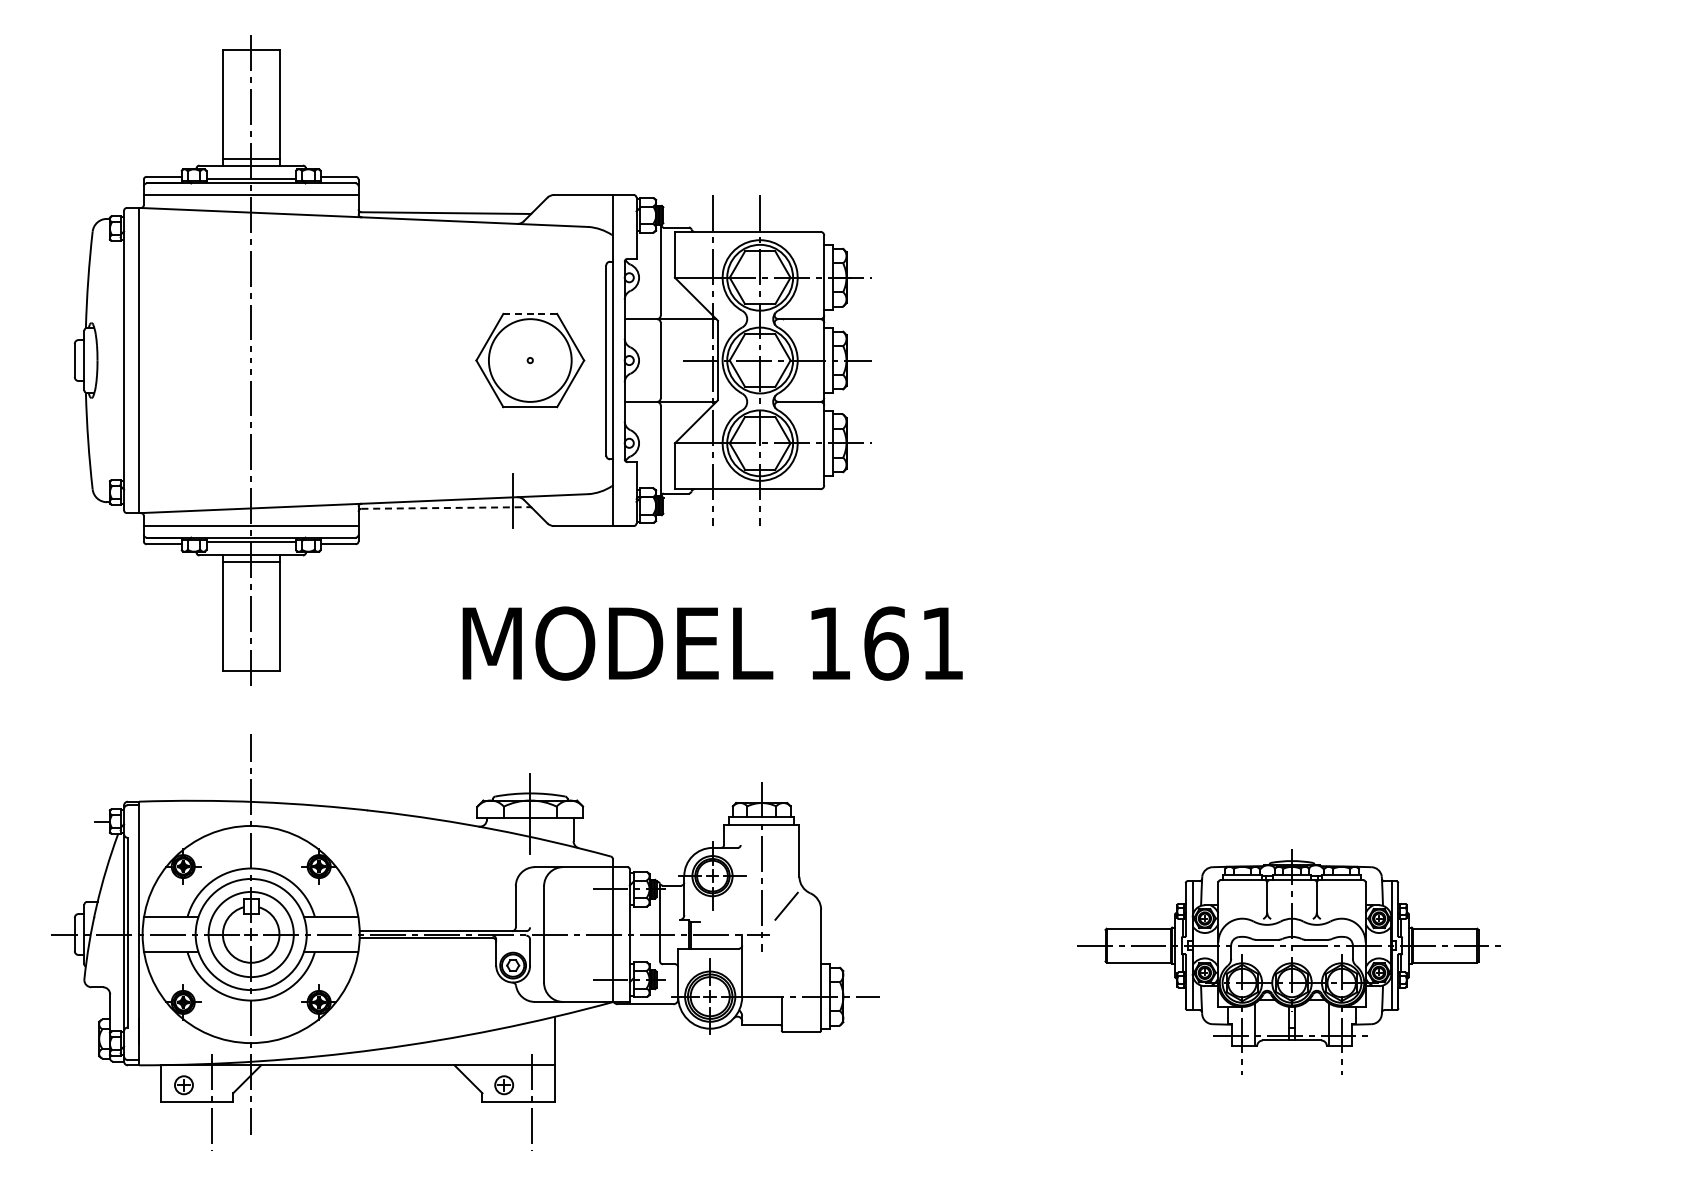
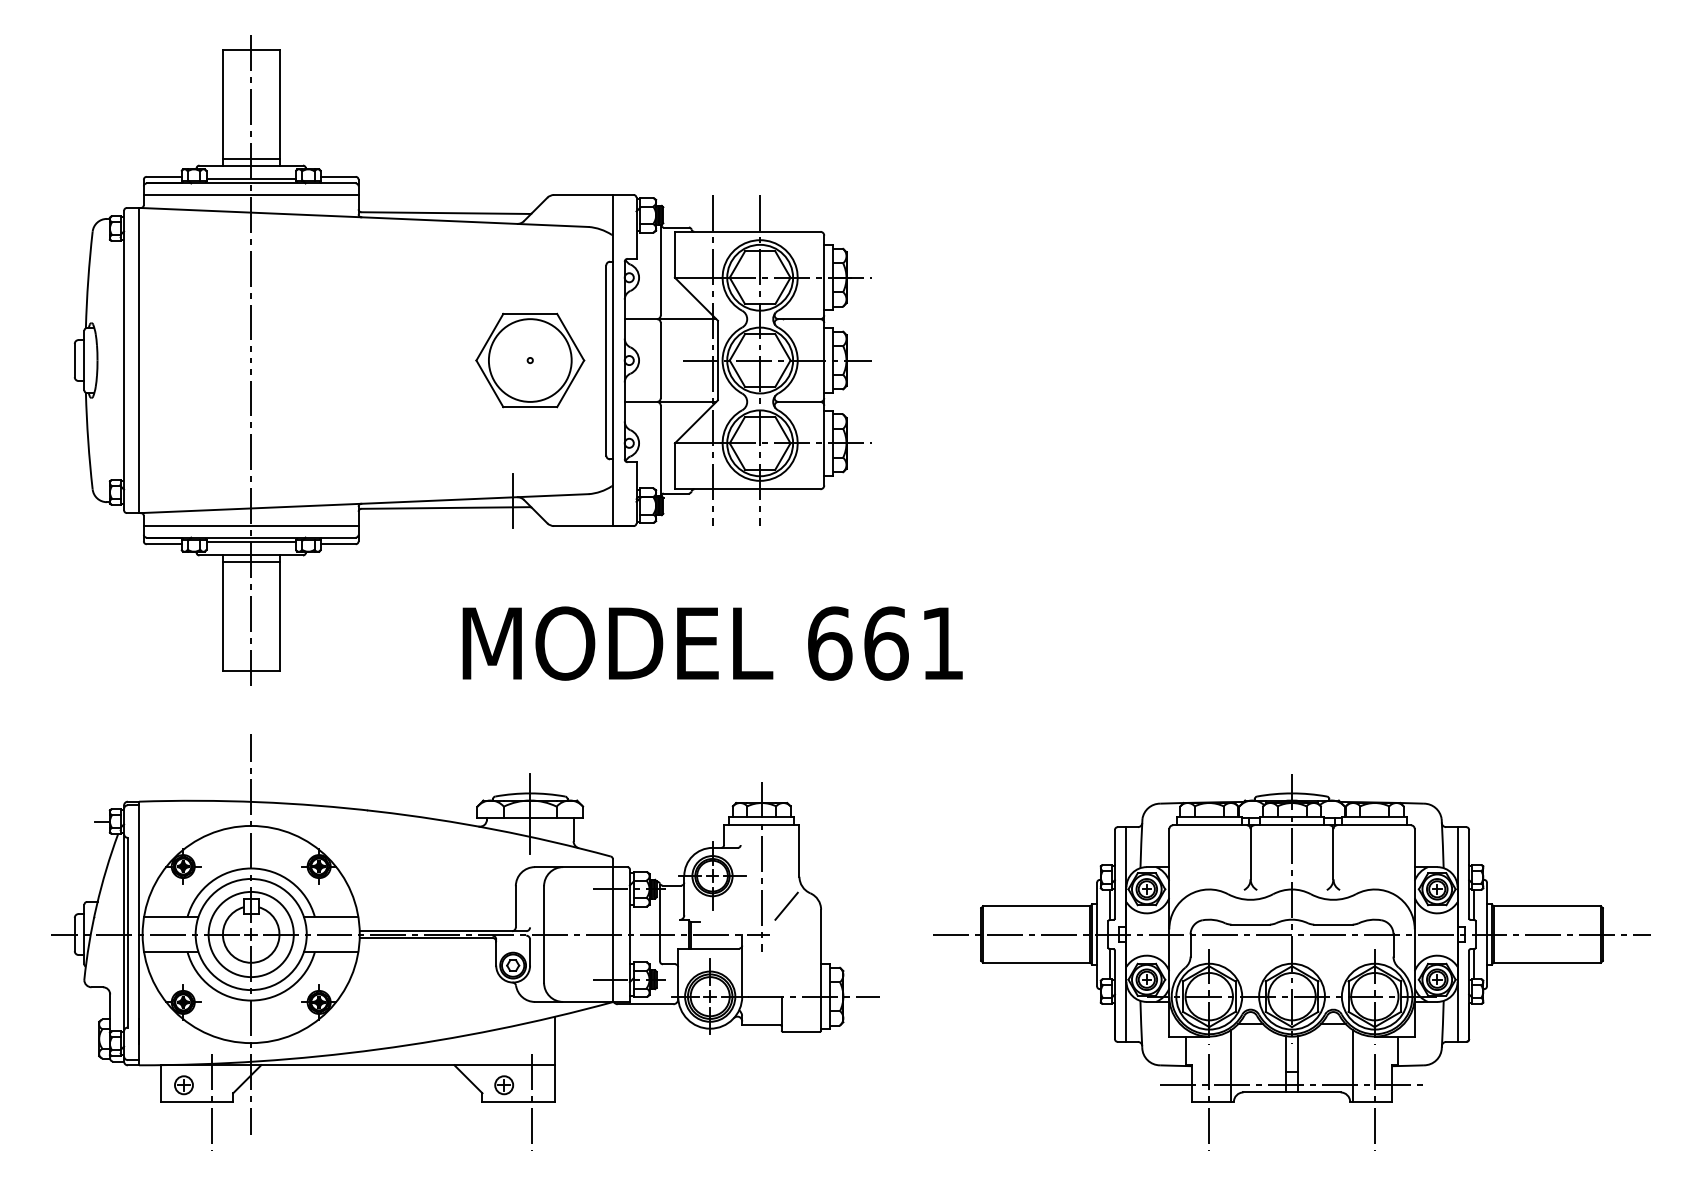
line: dashed -> solid (530, 313)
line: dashed -> solid (446, 508)
text: 161 -> 661 (830, 643)
part size: 424x226 px -> 718x377 px (1291, 962)
